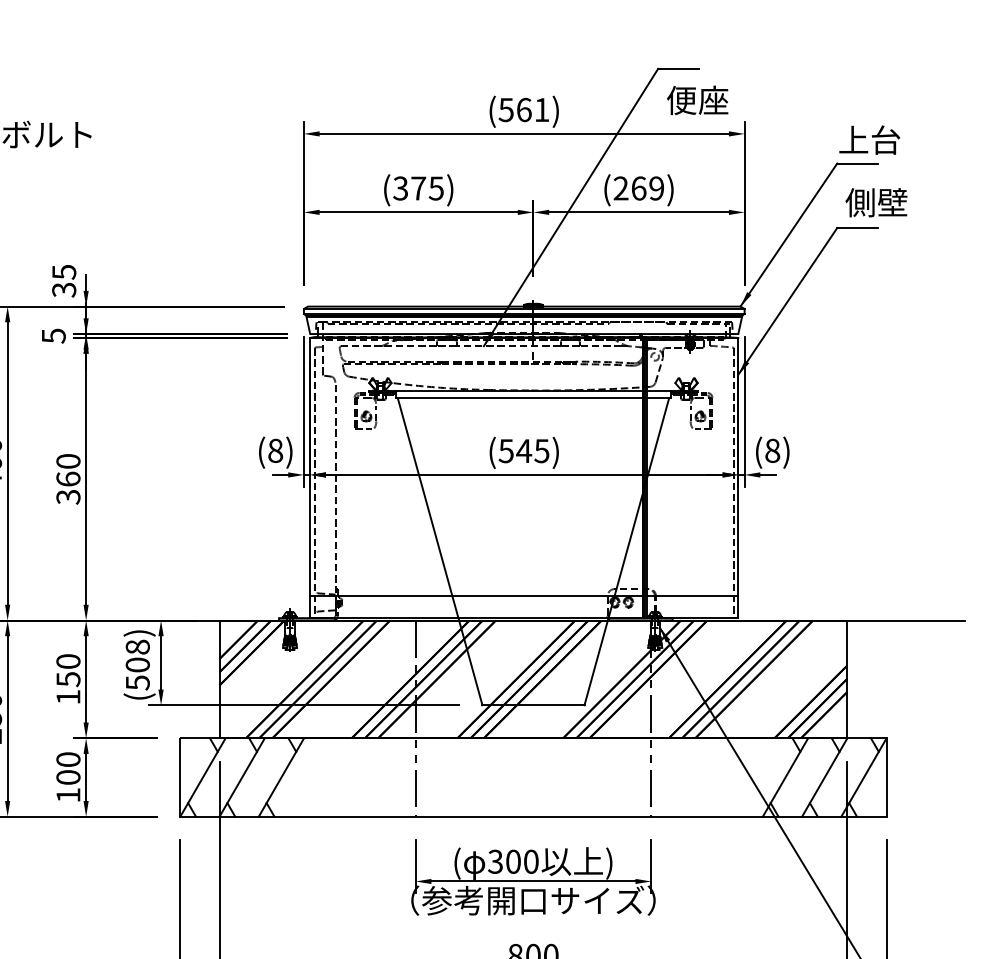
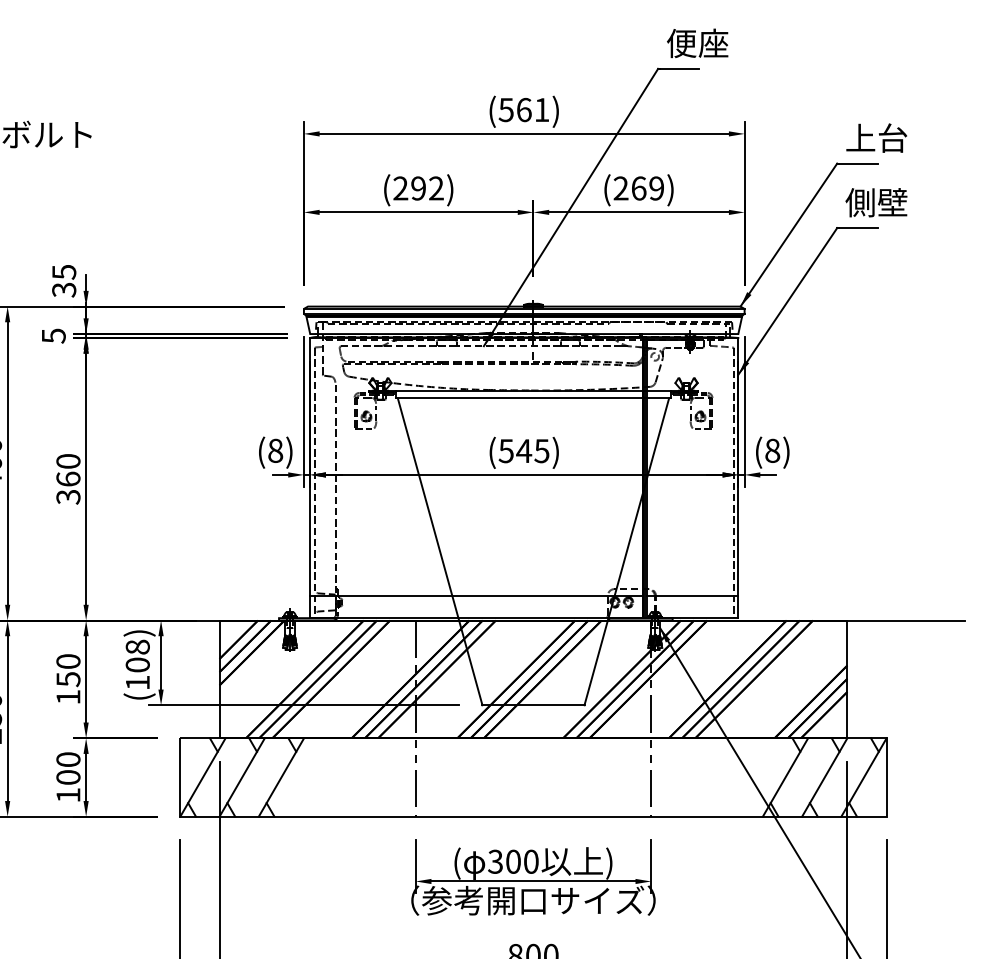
text position: (697, 100) -> (697, 43) (697, 43)
text position: (869, 139) -> (876, 137) (876, 137)
text: (375) -> (292) (418, 188)
text: (508) -> (108) (137, 682)
